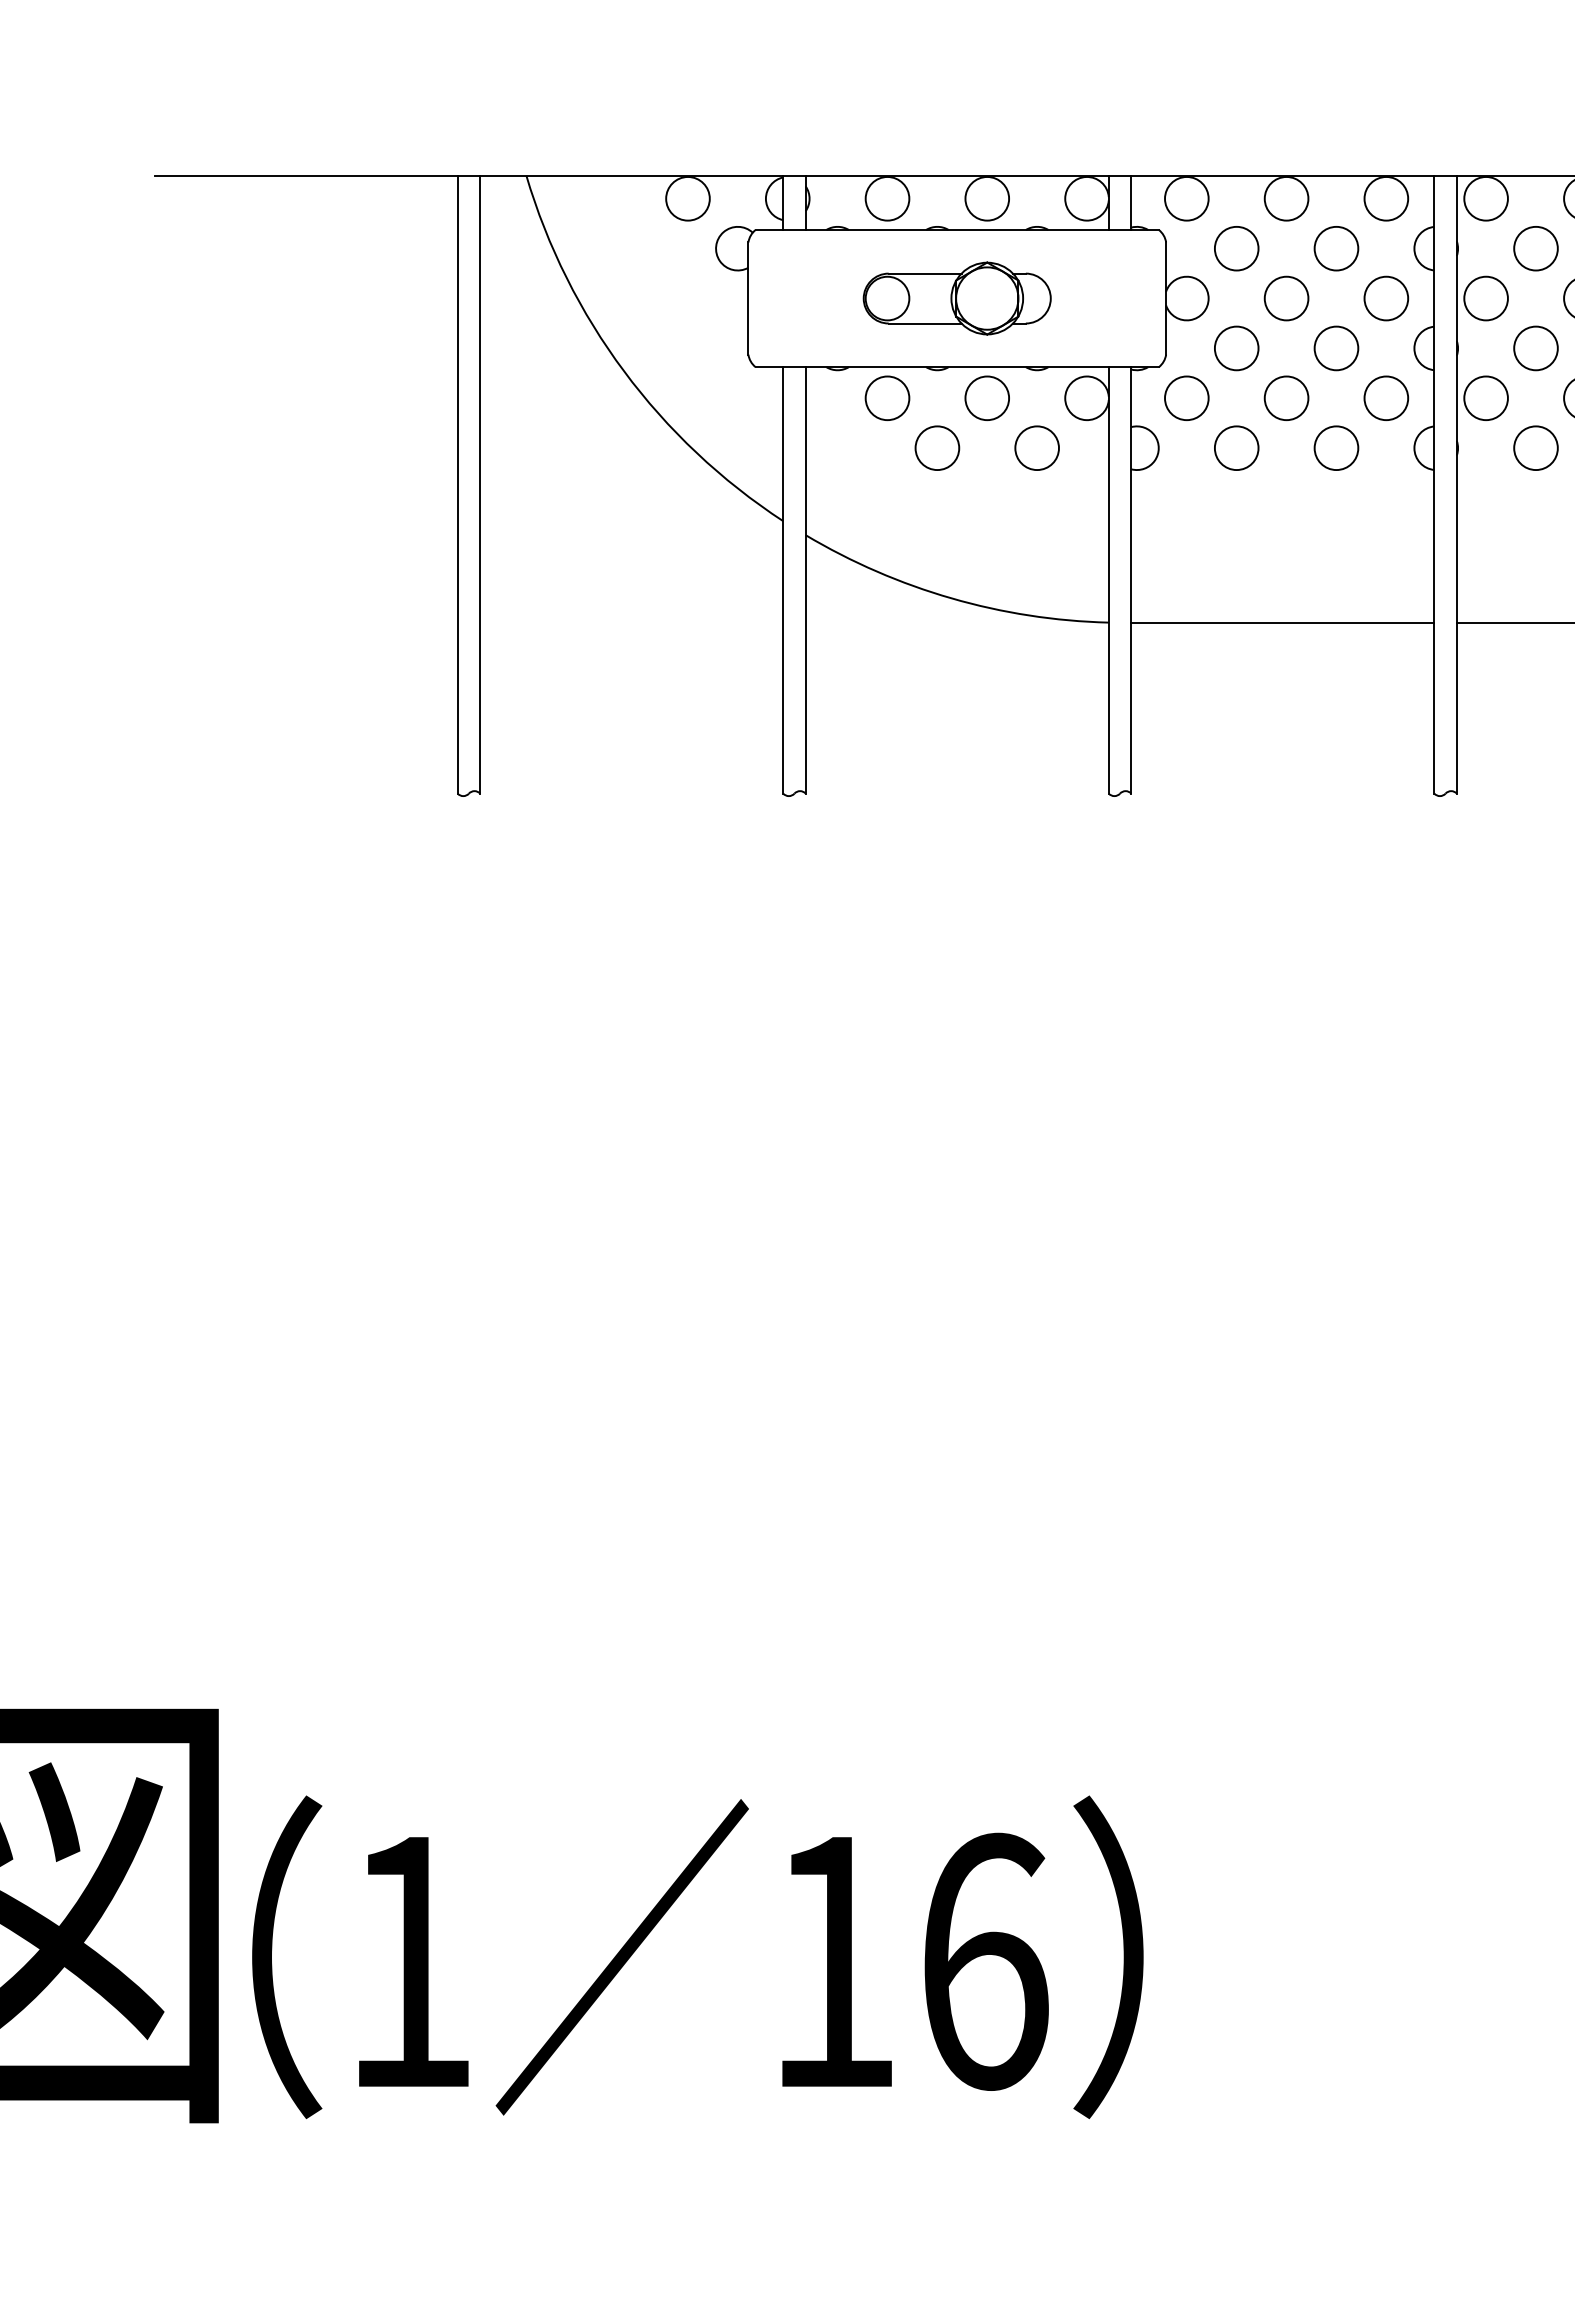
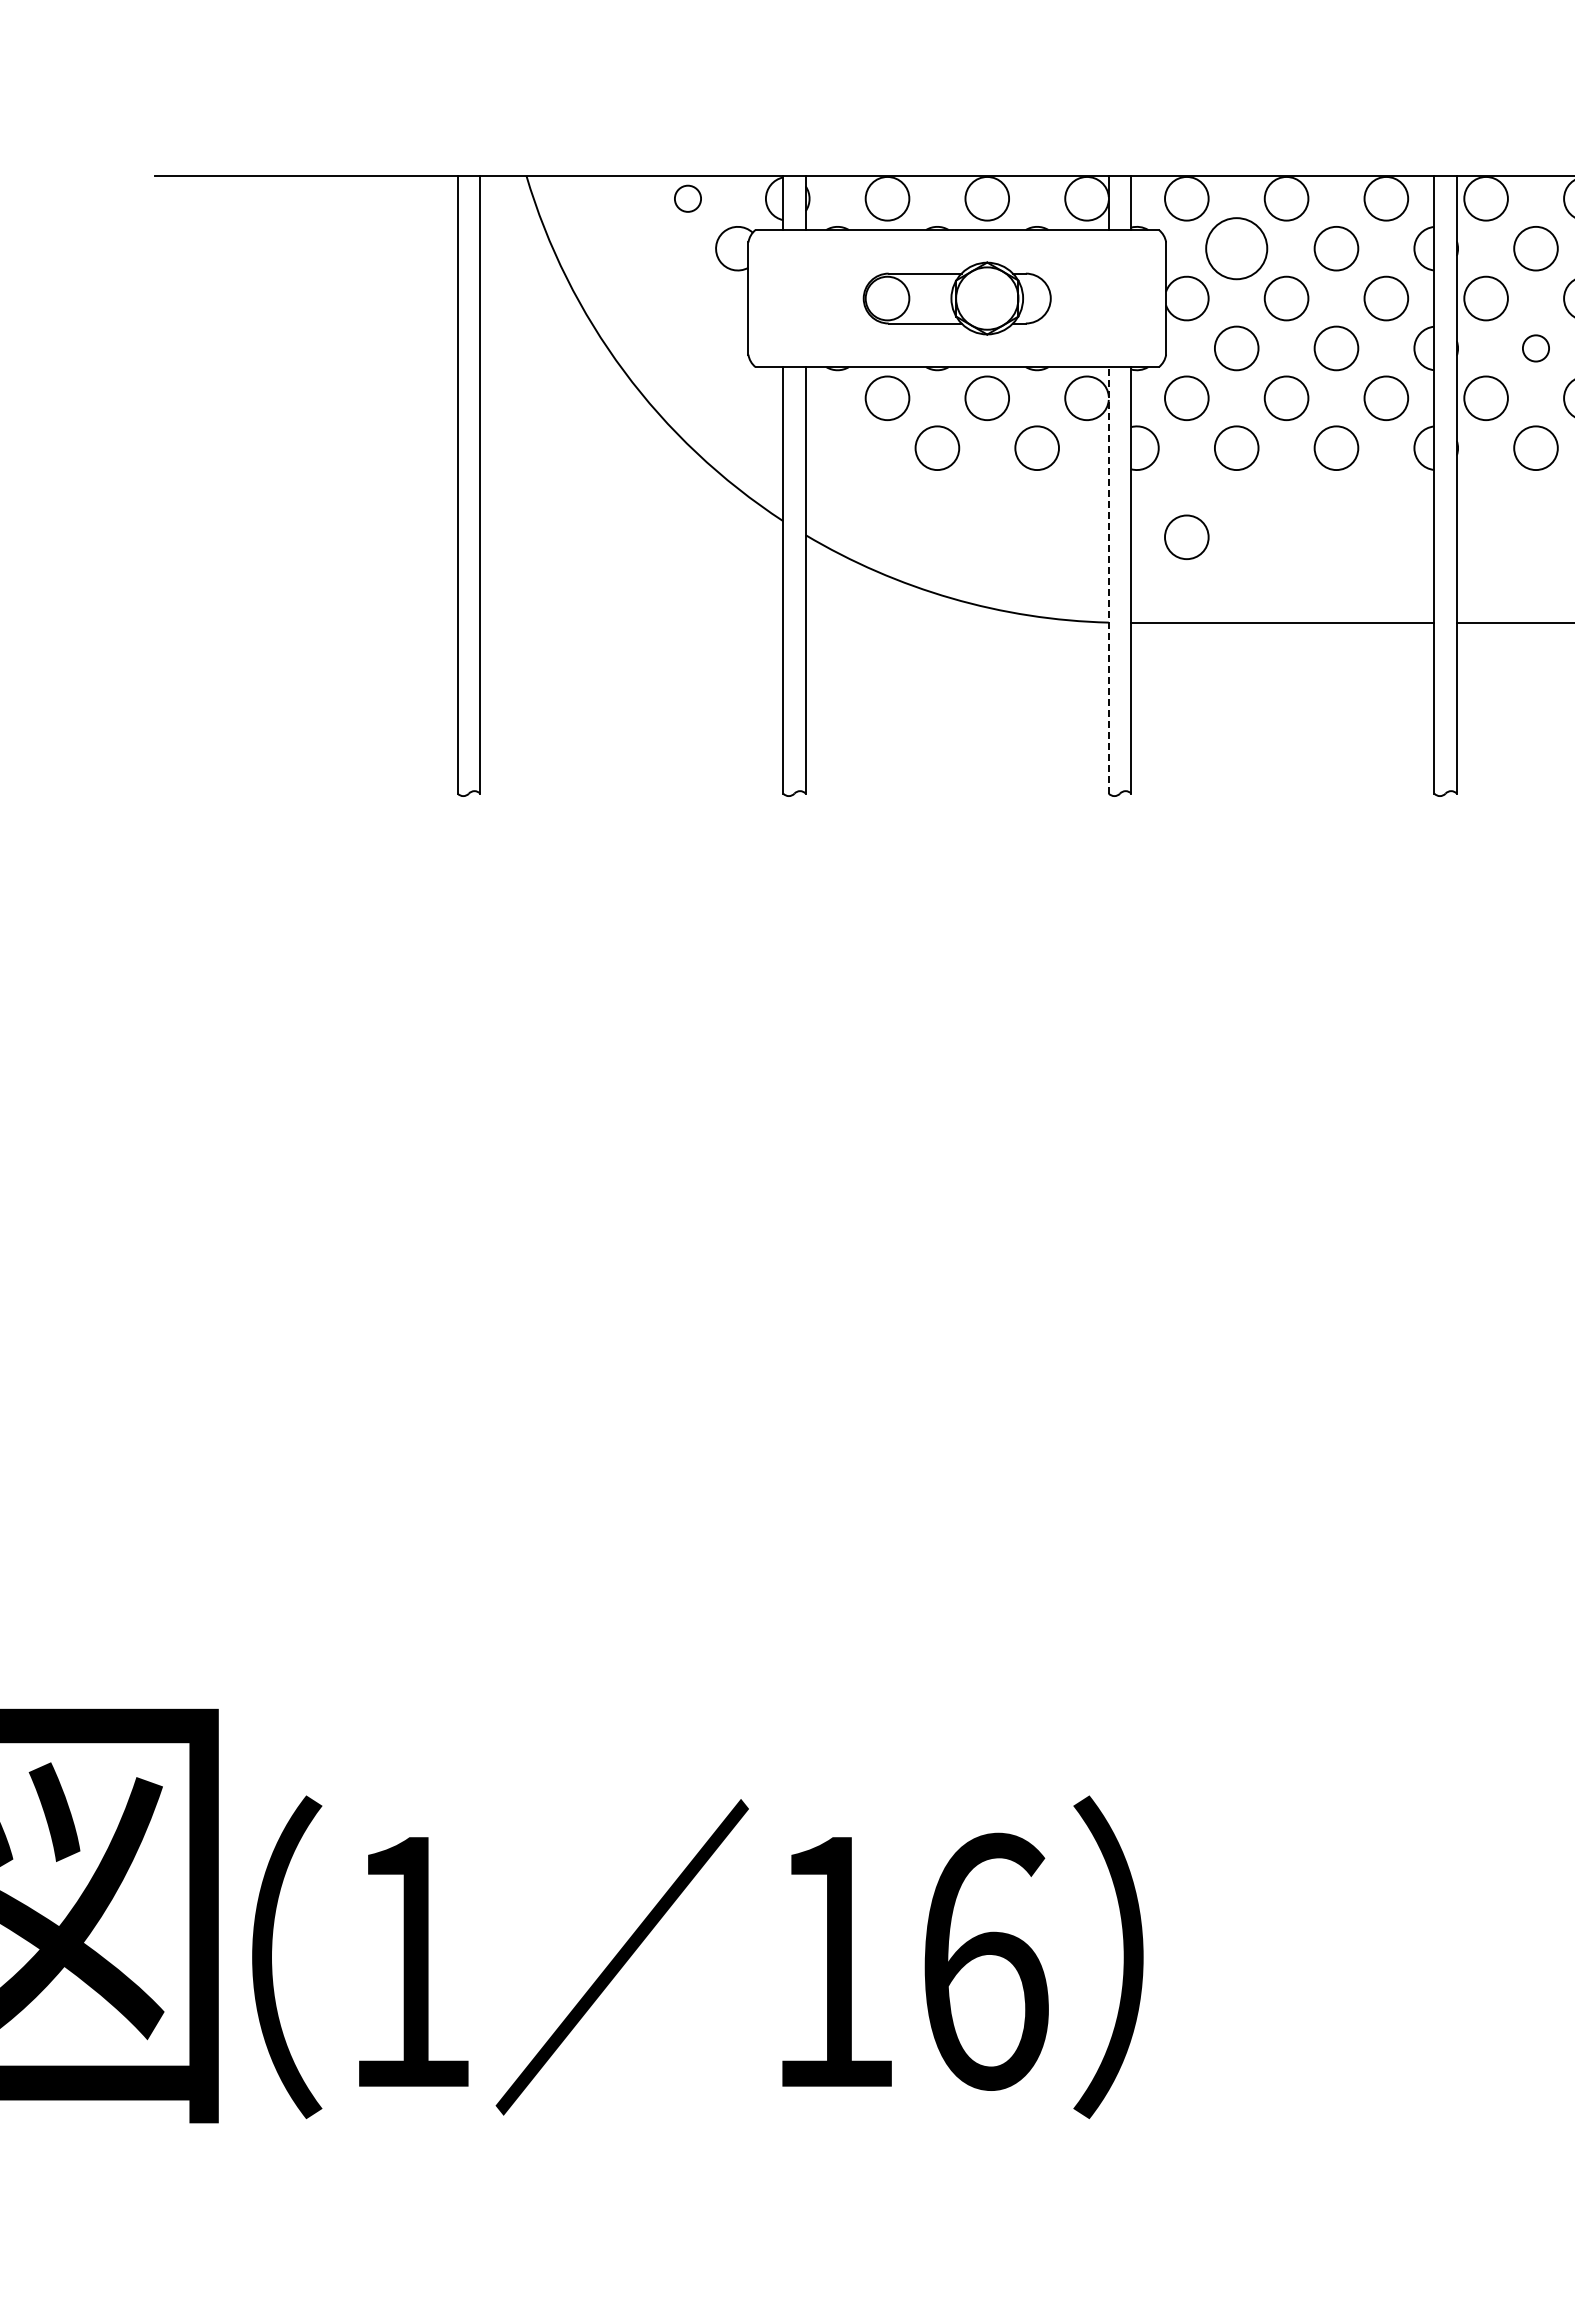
circle diameter: 44 px -> 26 px (687, 198)
circle diameter: 44 px -> 61 px (1236, 248)
circle diameter: 44 px -> 26 px (1535, 348)
circle: none -> present (1186, 536)
line: solid -> dashed (1108, 579)
